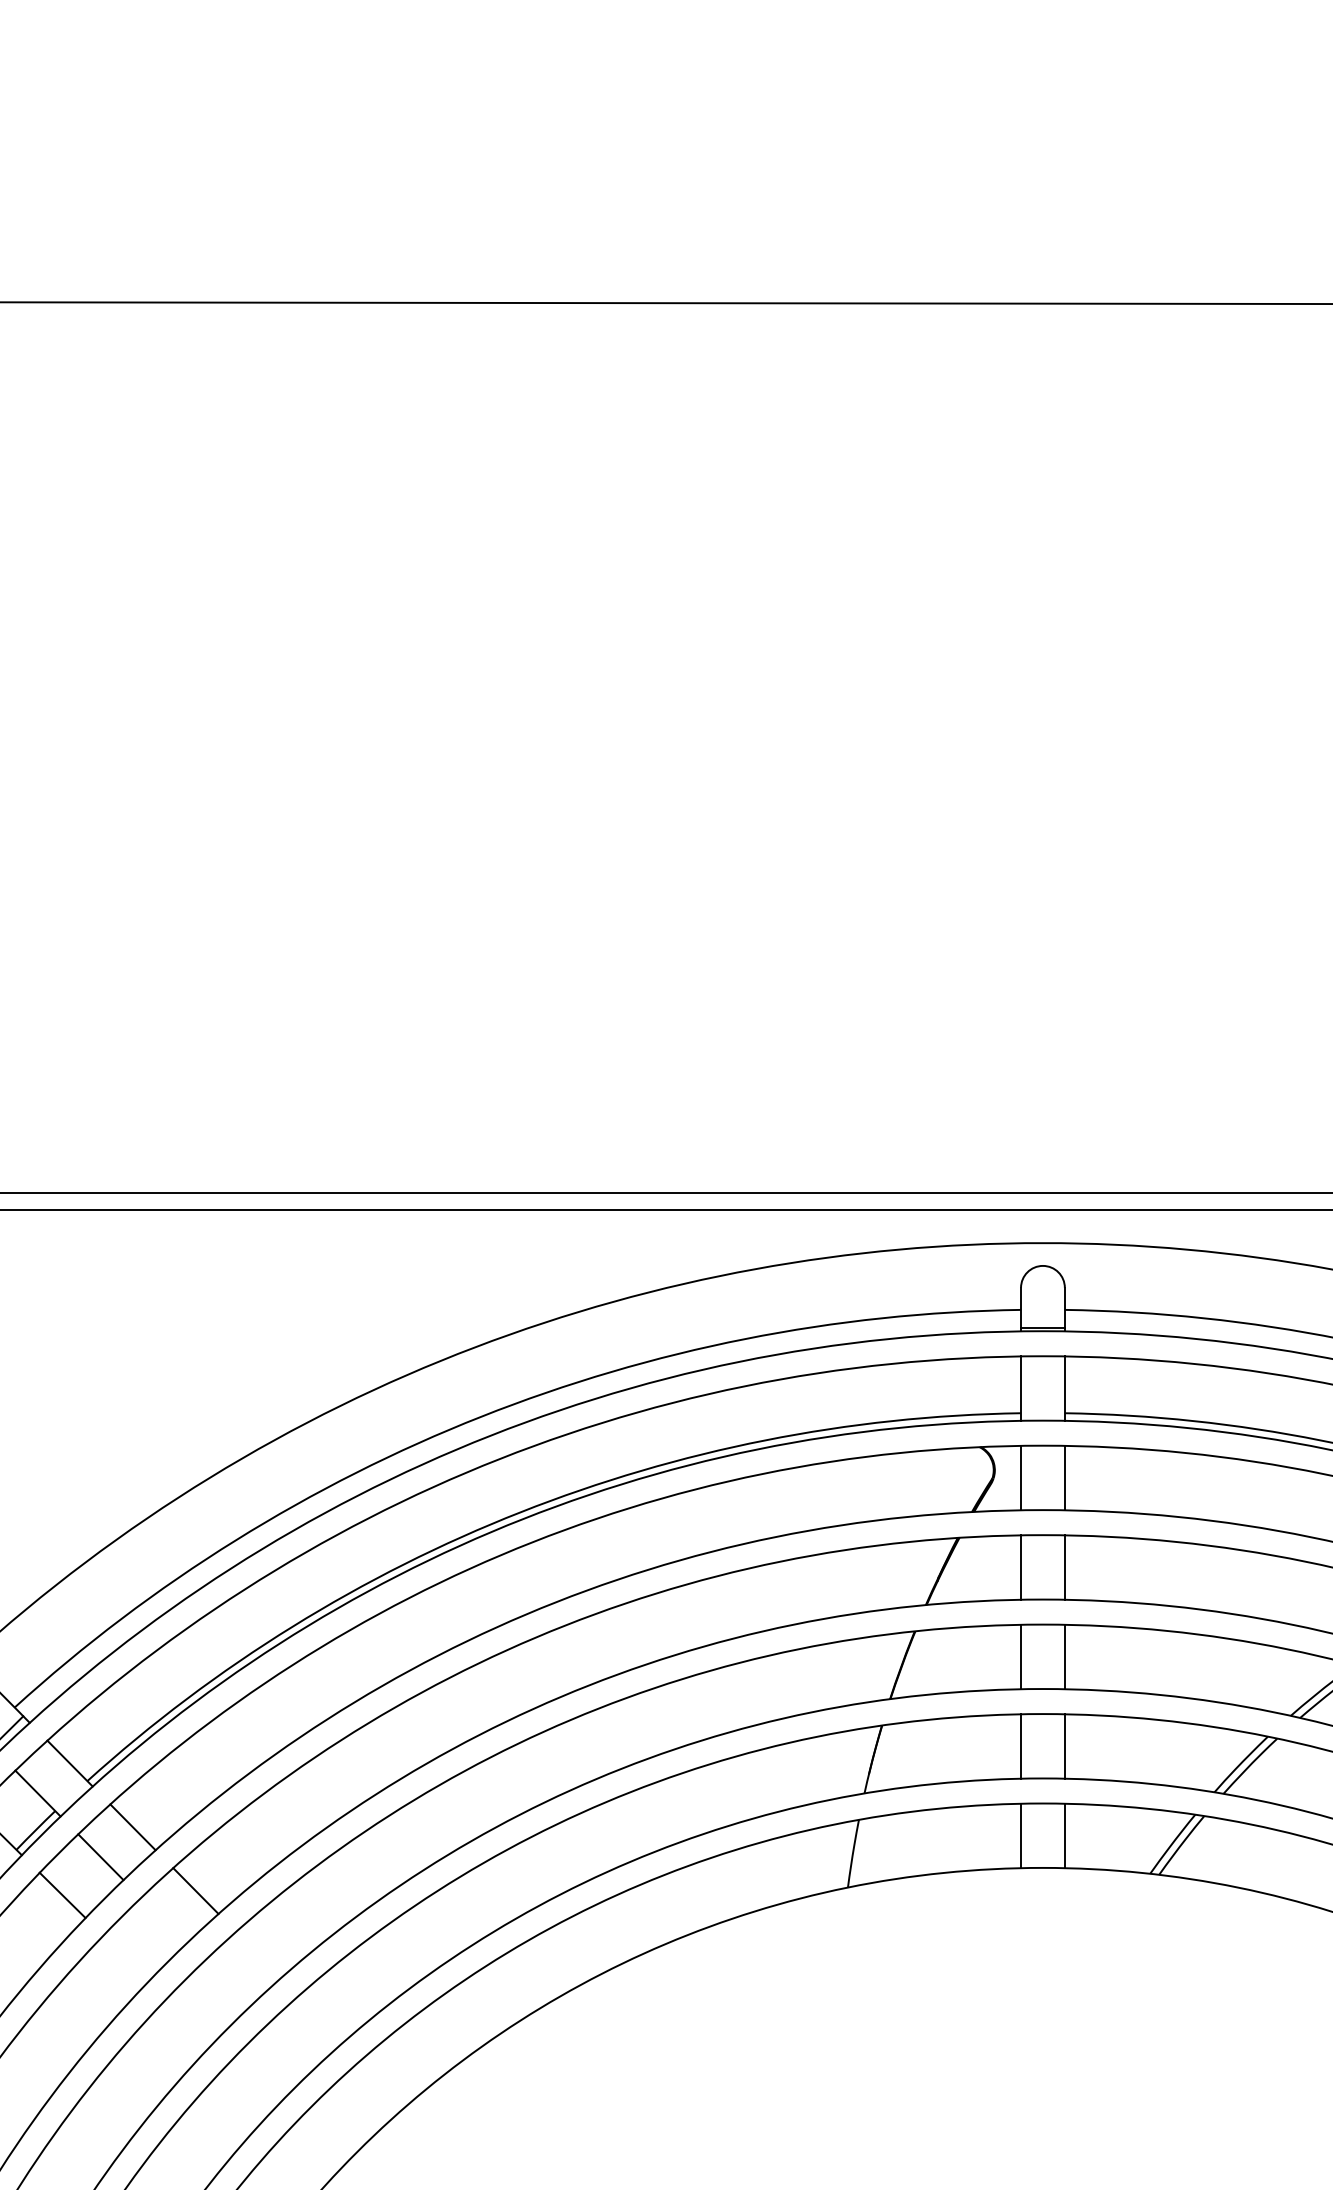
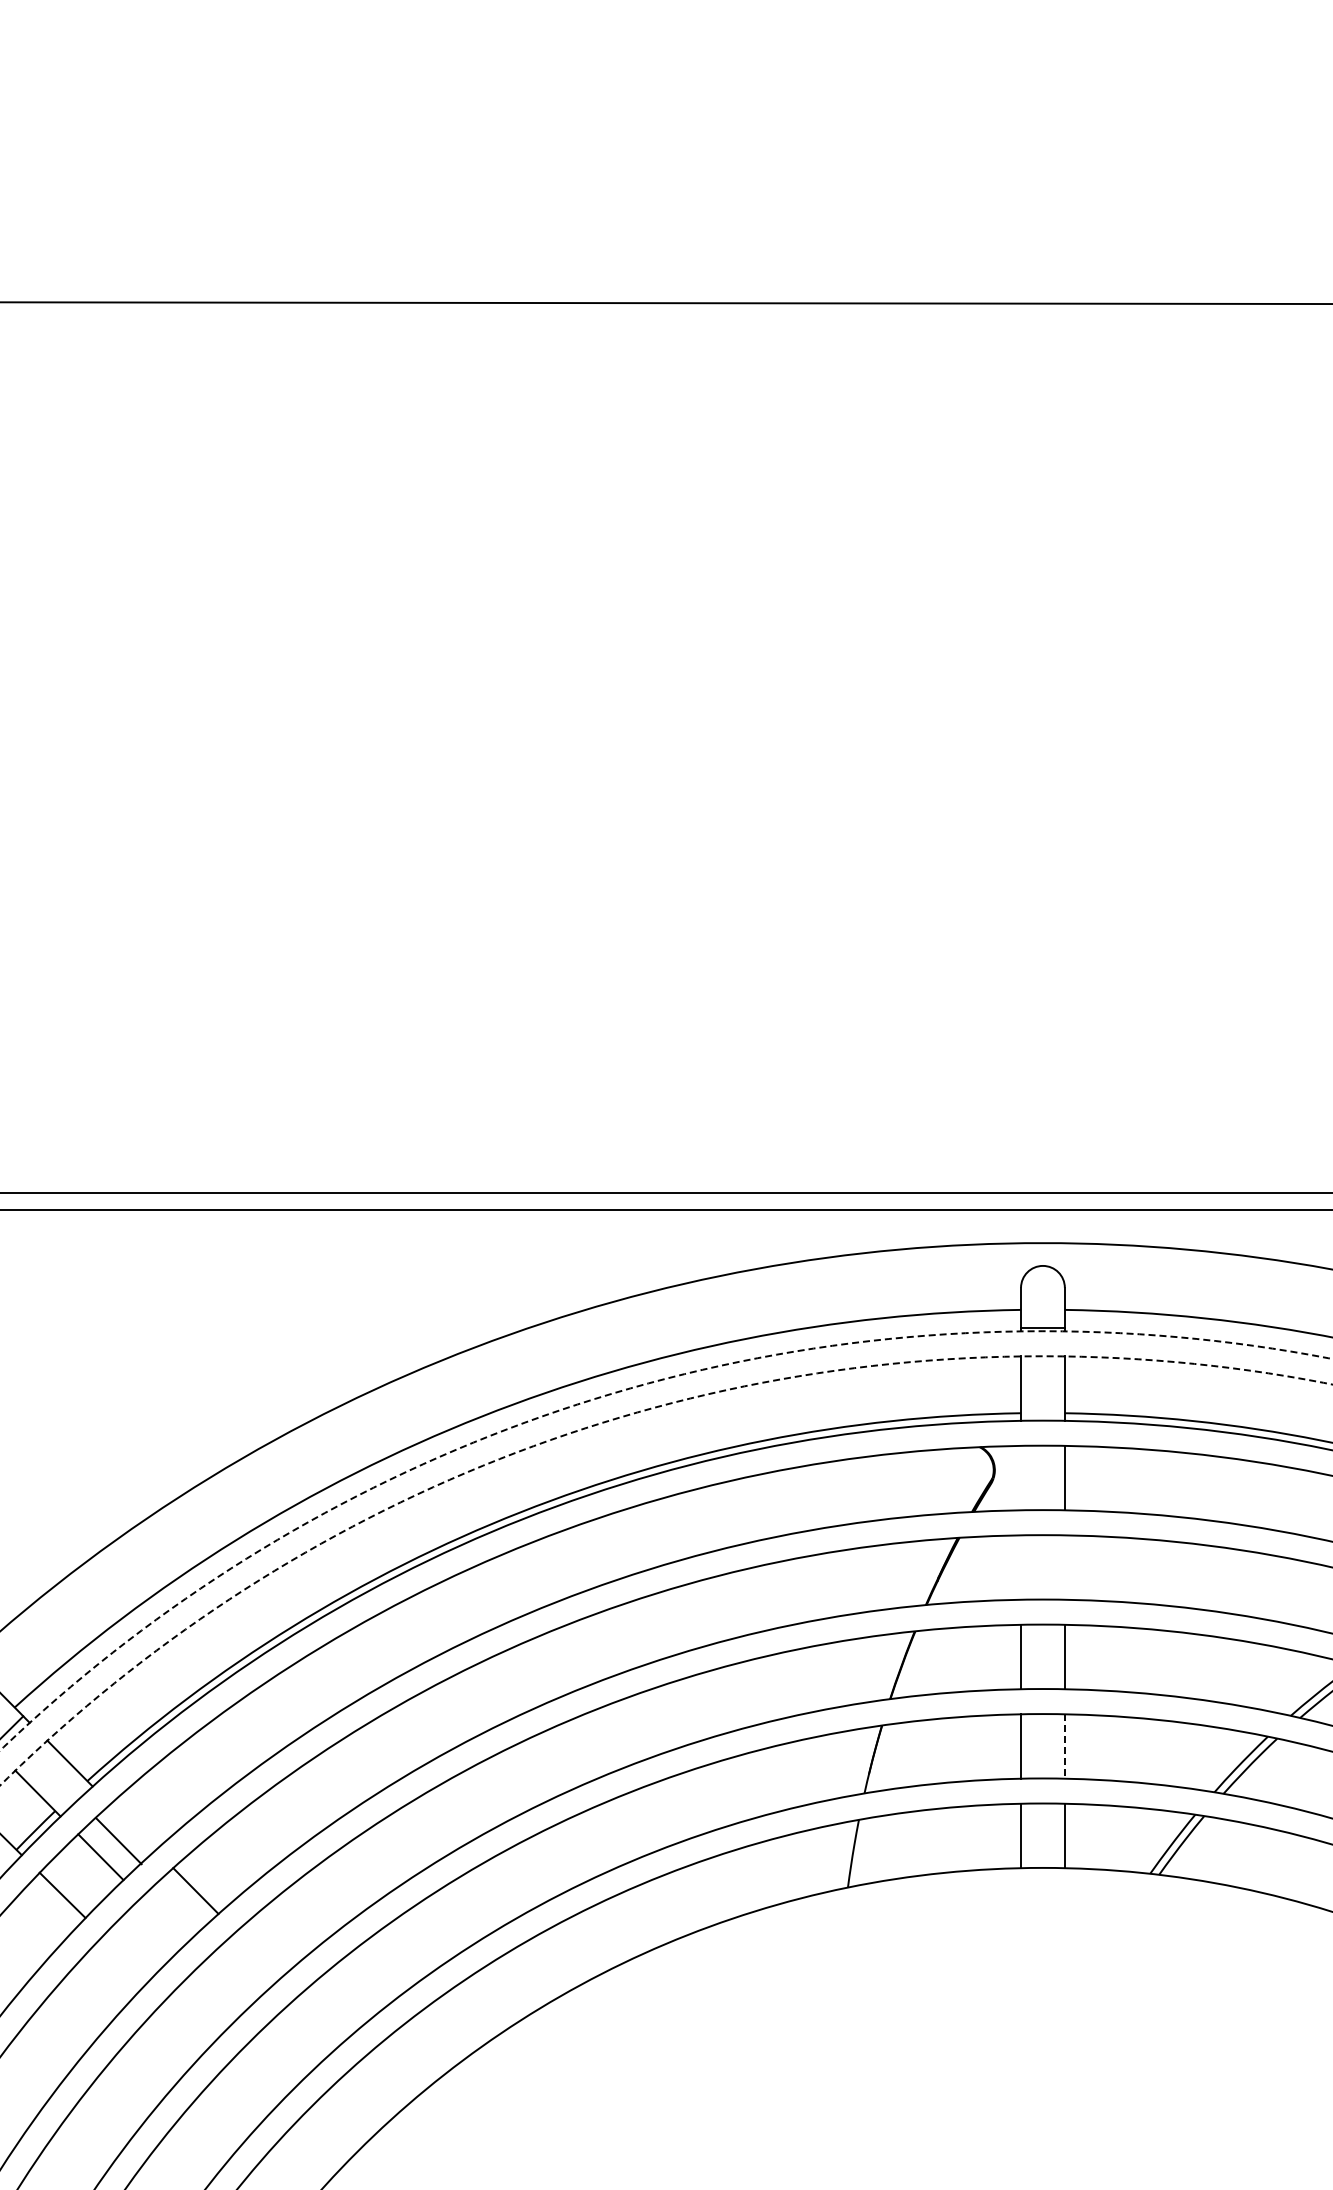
line: present -> none (1021, 1477)
circle: solid -> dashed (666, 1540)
line: present -> none (1021, 1567)
line: present -> none (1064, 1567)
circle: solid -> dashed (666, 1570)
line: solid -> dashed (1064, 1746)
line position: (132, 1827) -> (118, 1841) (118, 1841)
